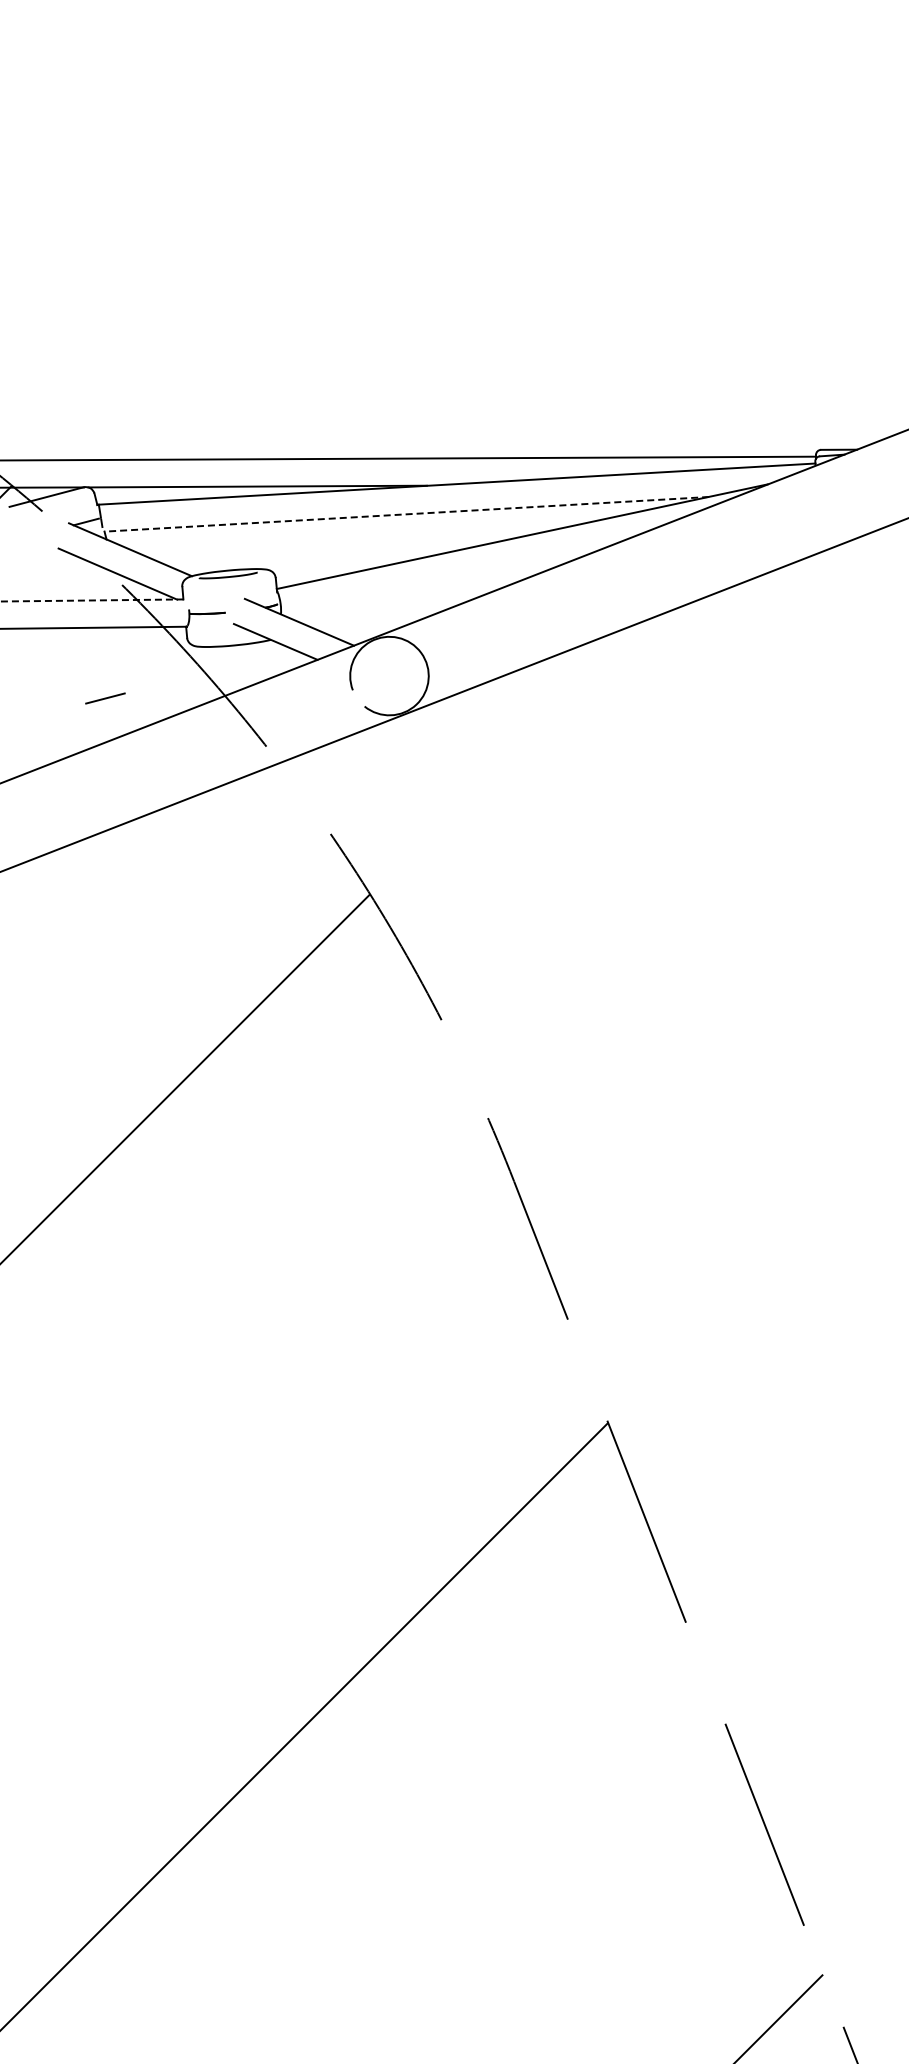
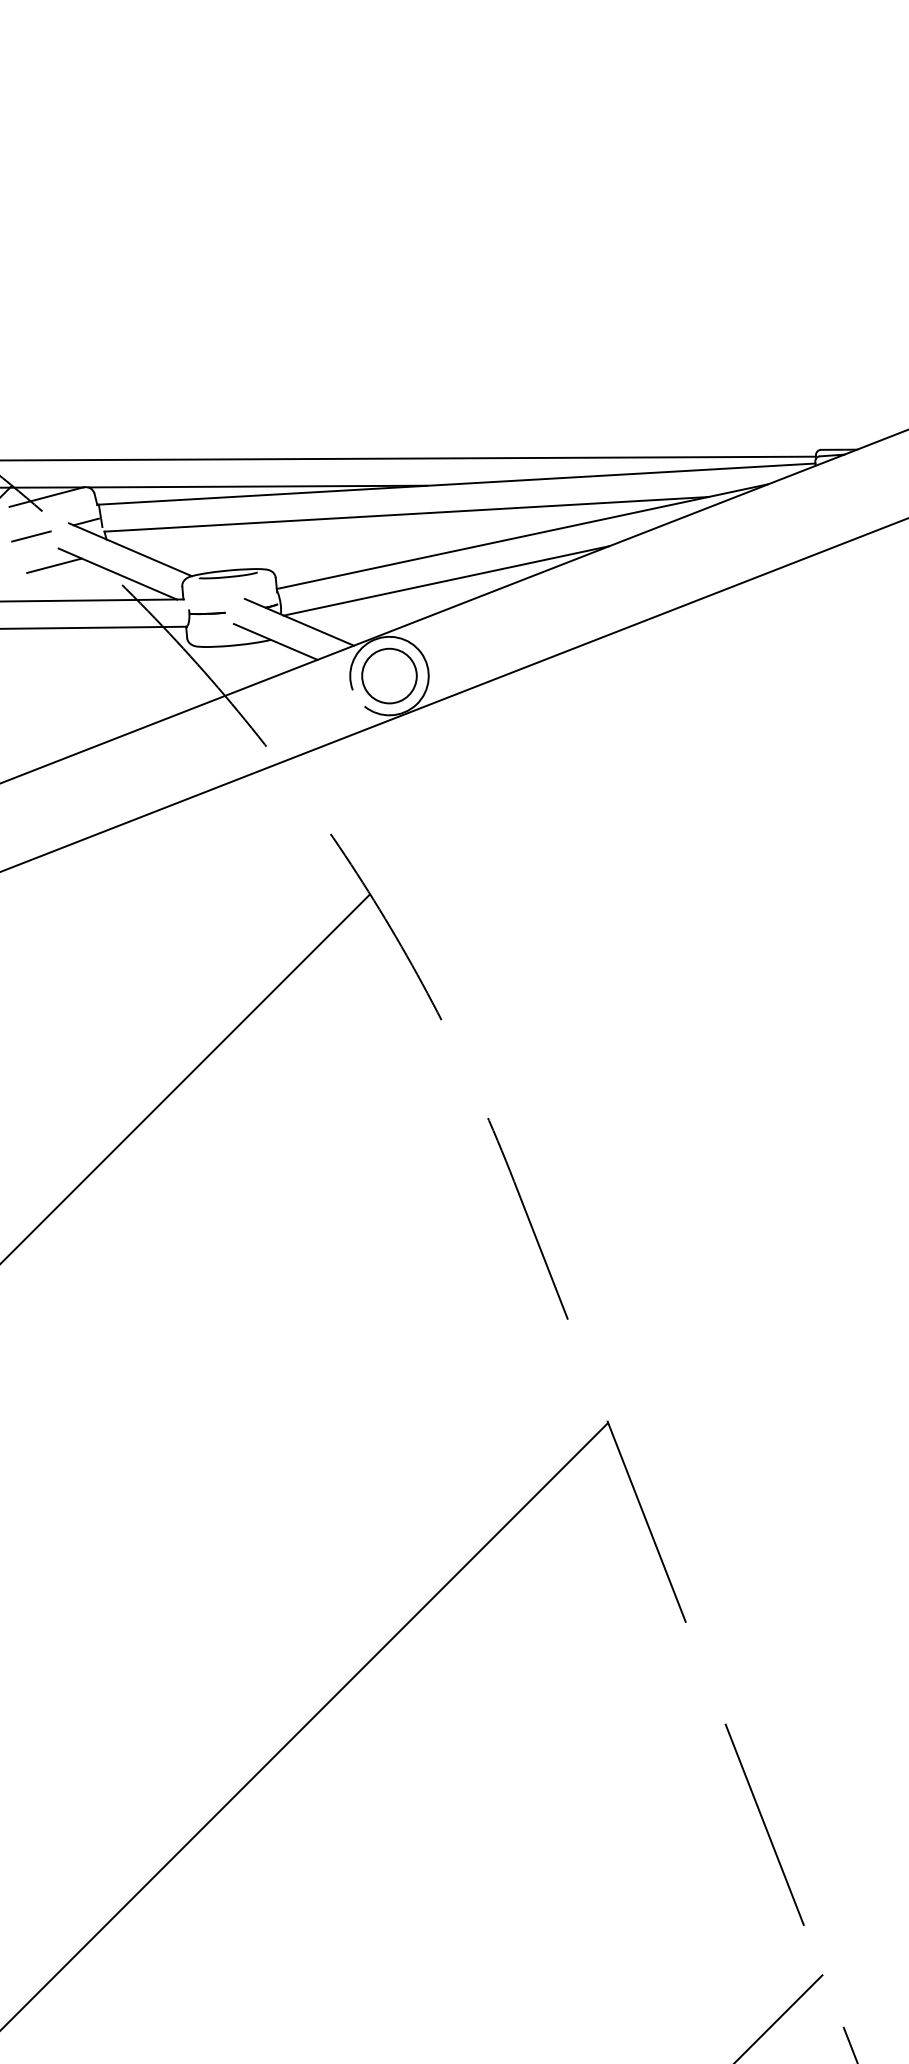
line: dashed -> solid (406, 514)
line: none -> present (54, 565)
line: none -> present (446, 580)
line: dashed -> solid (91, 600)
circle: none -> present (389, 675)
line position: (105, 698) -> (31, 536) (31, 536)
